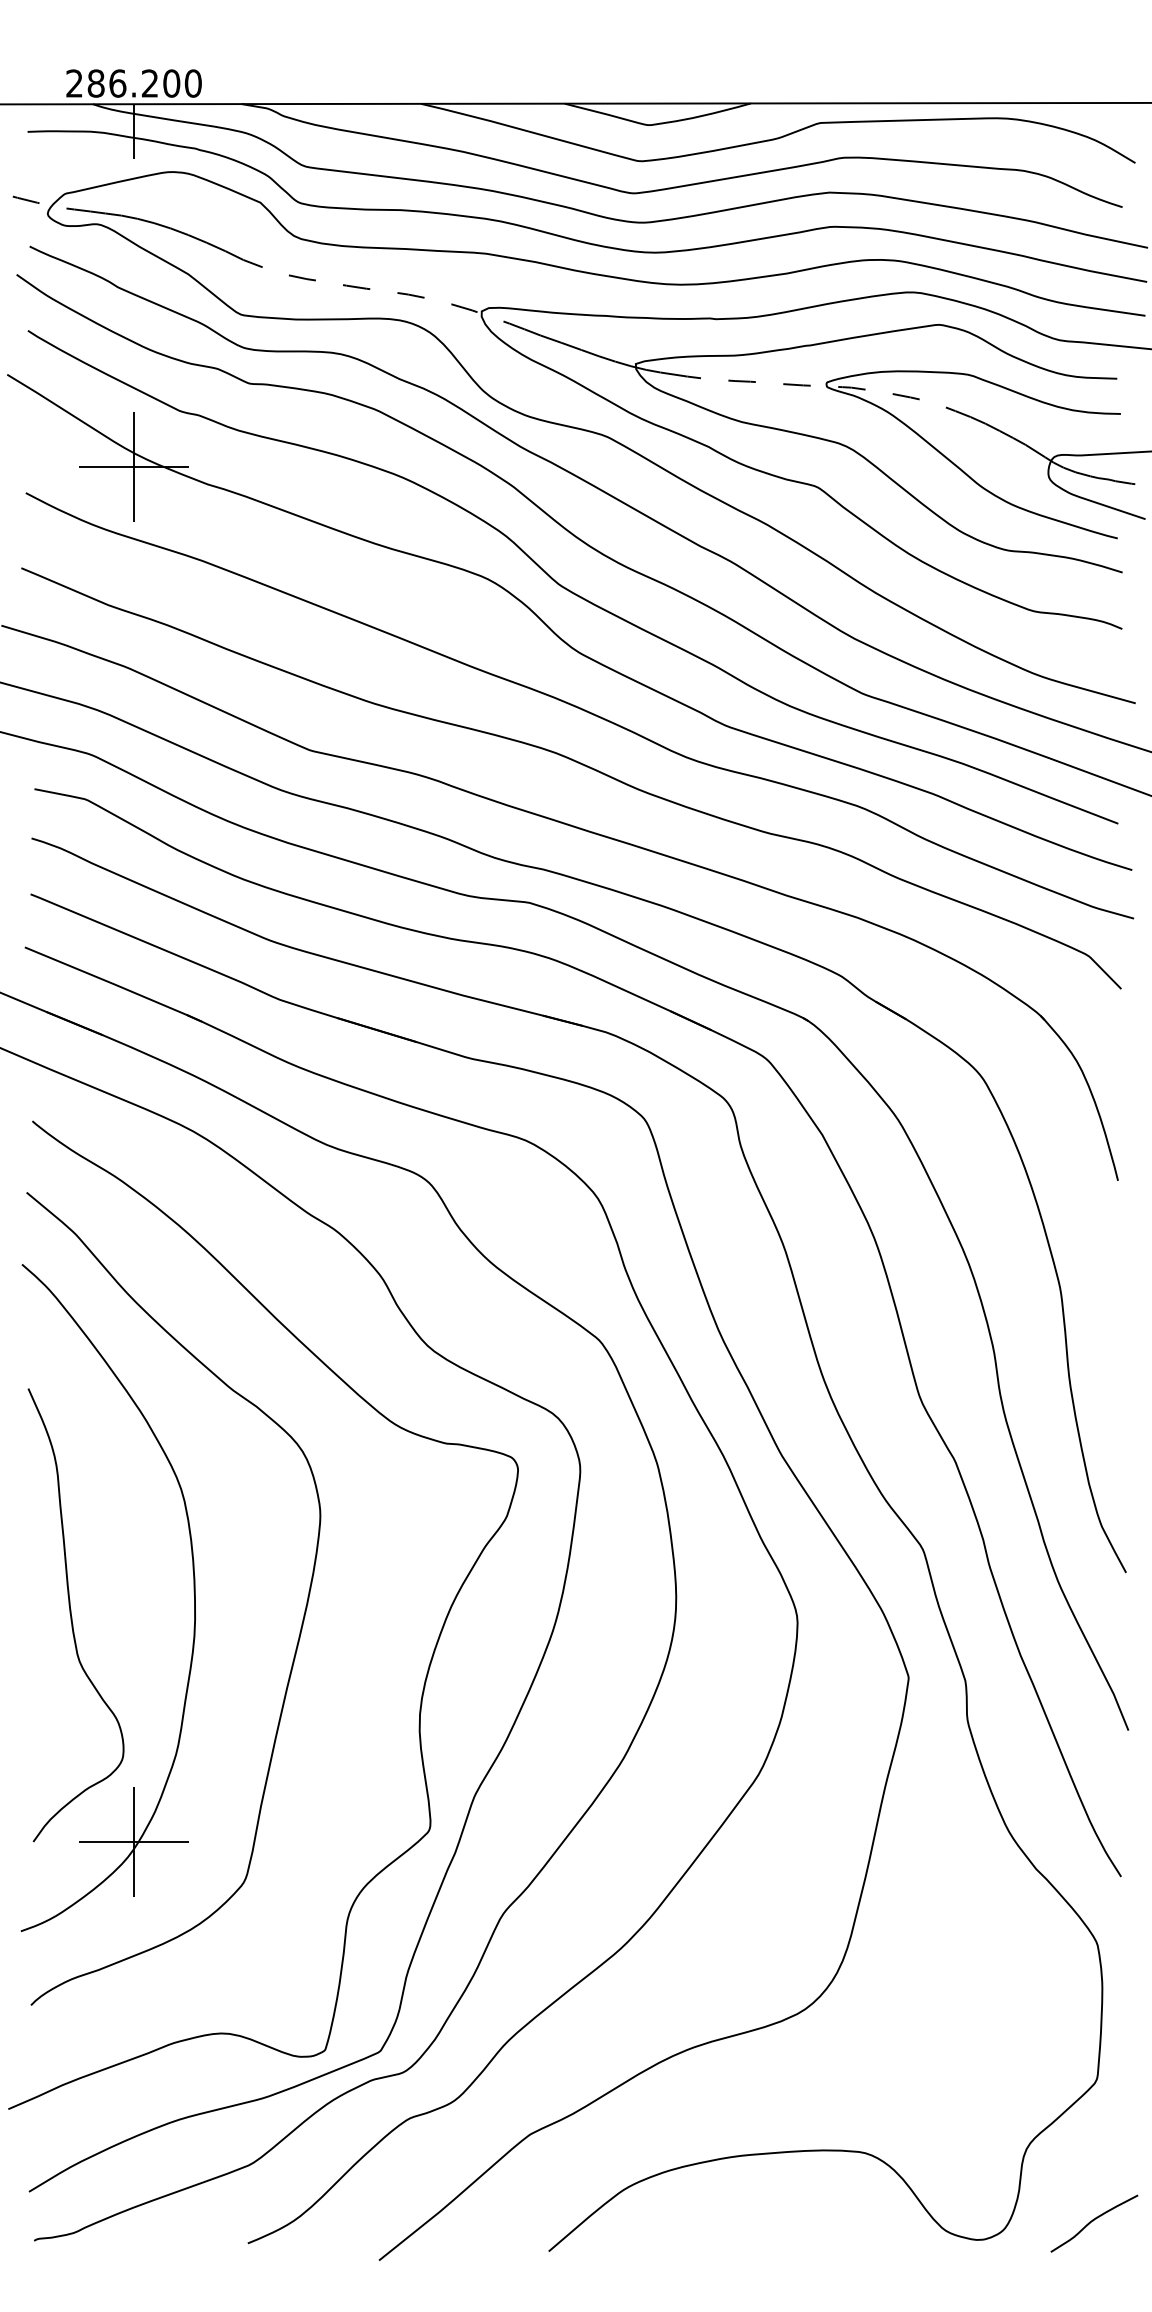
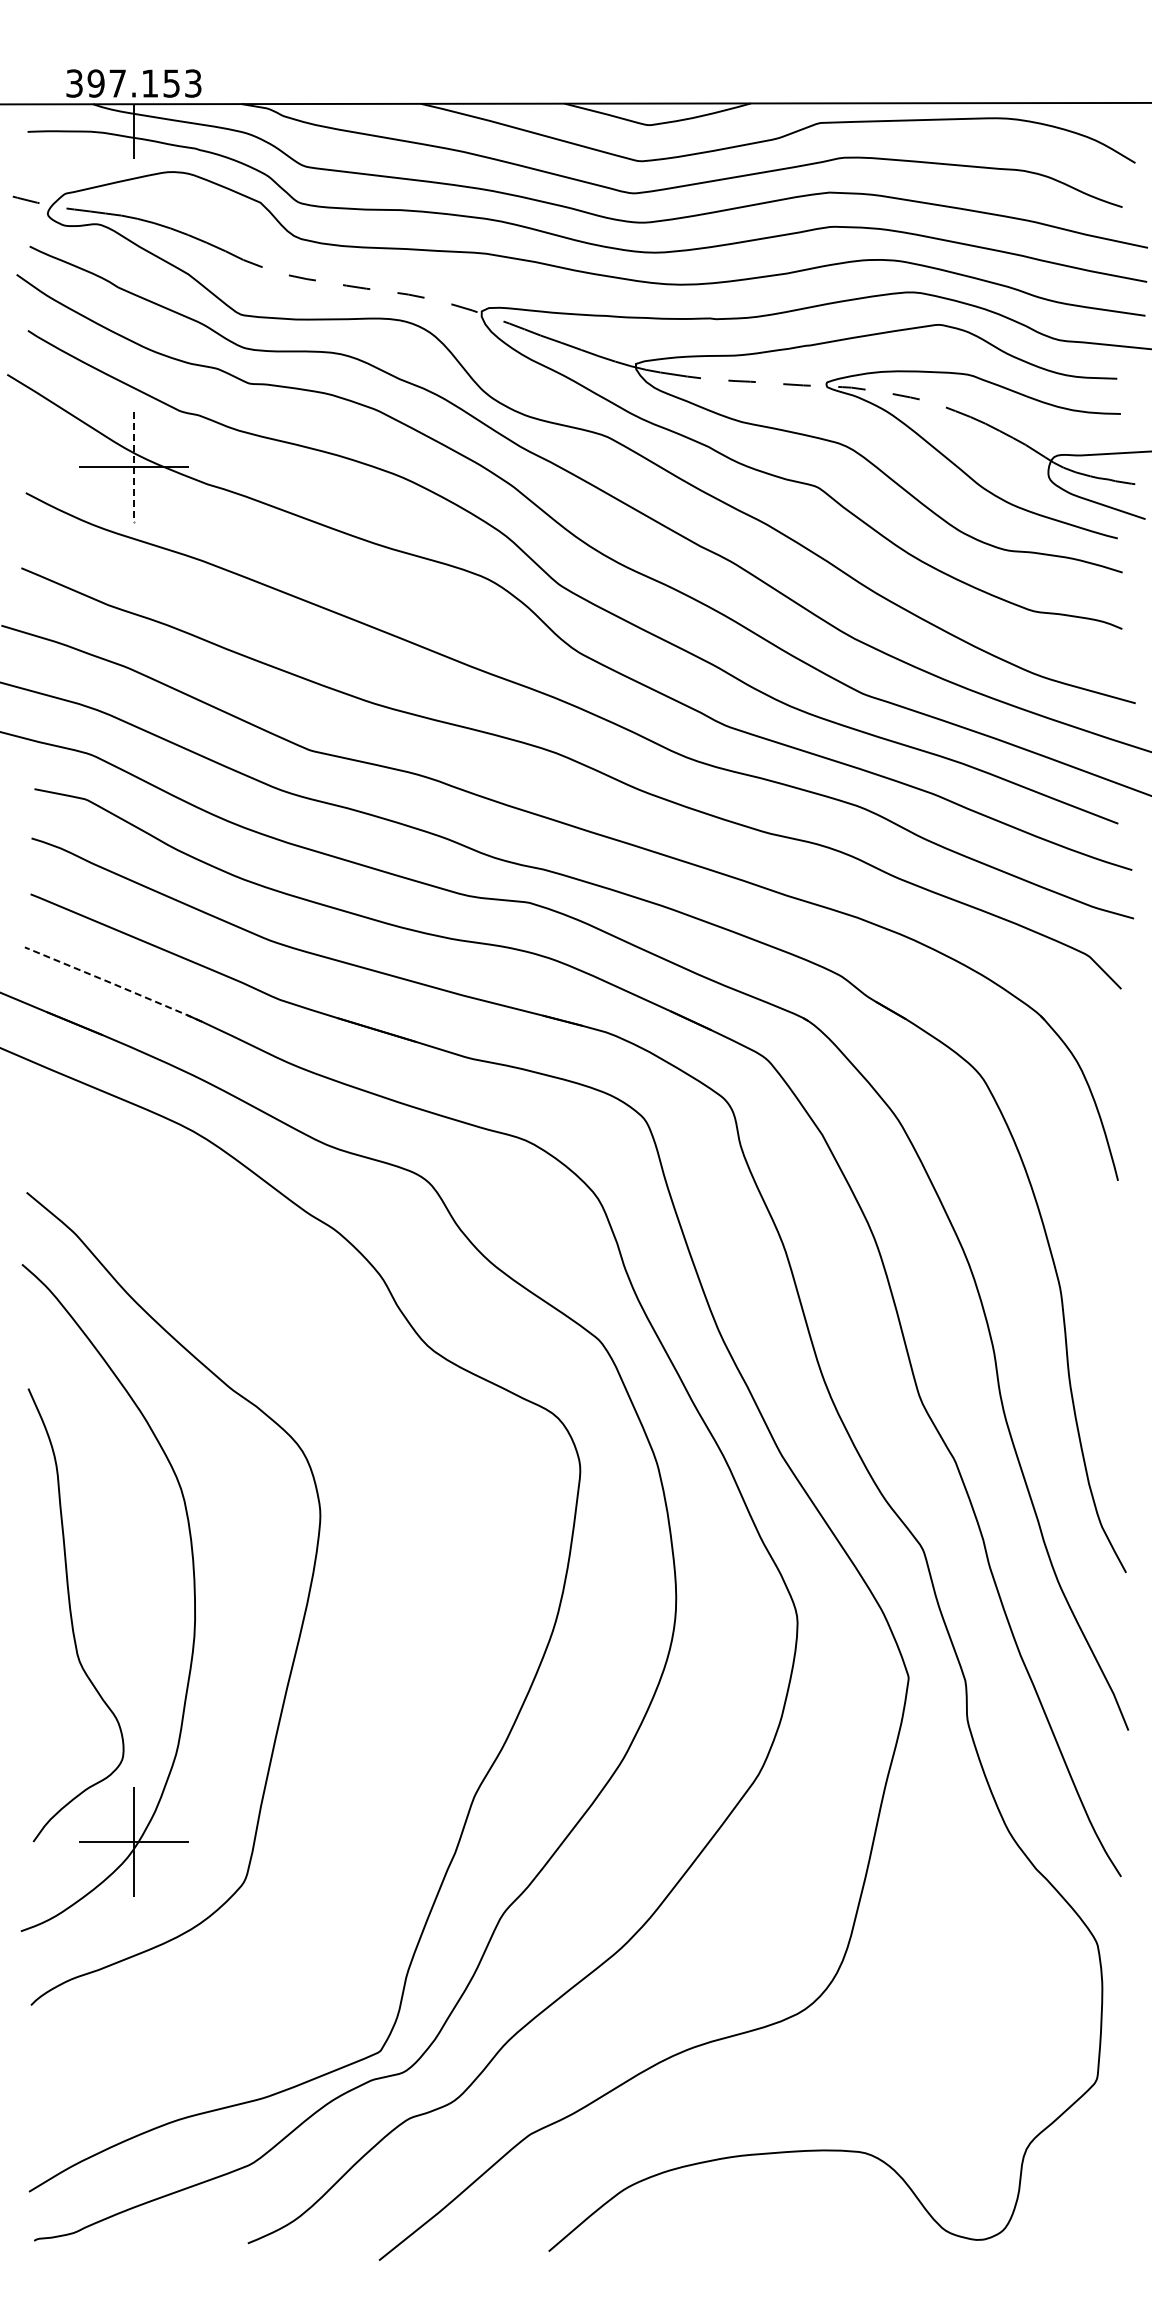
text: 286.200 -> 397.153 (133, 83)
line: solid -> dashed (134, 467)
line: solid -> dashed (114, 984)
curve: present -> none (428, 1665)
curve: present -> none (1093, 2221)
